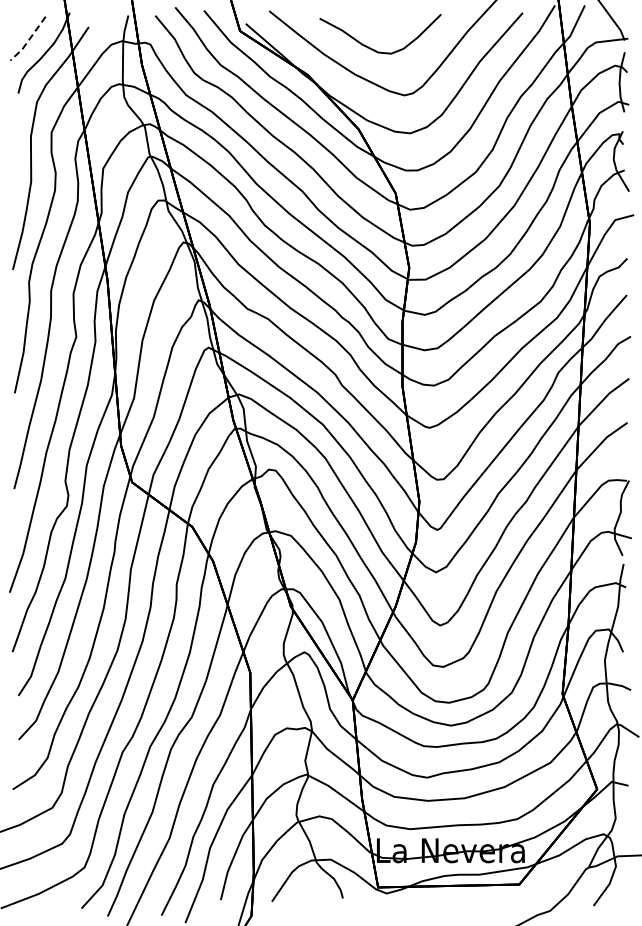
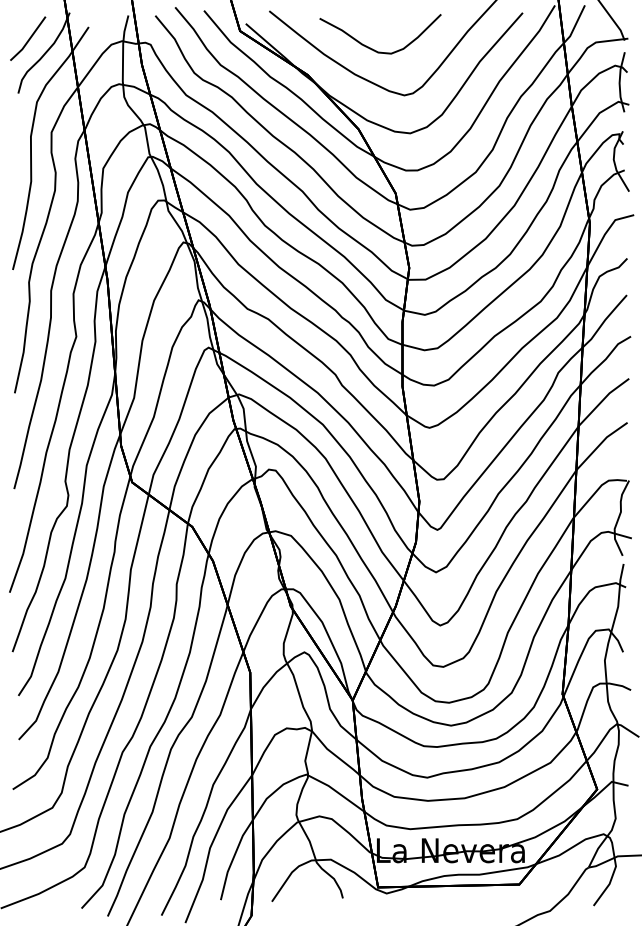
line: dashed -> solid (28, 40)
